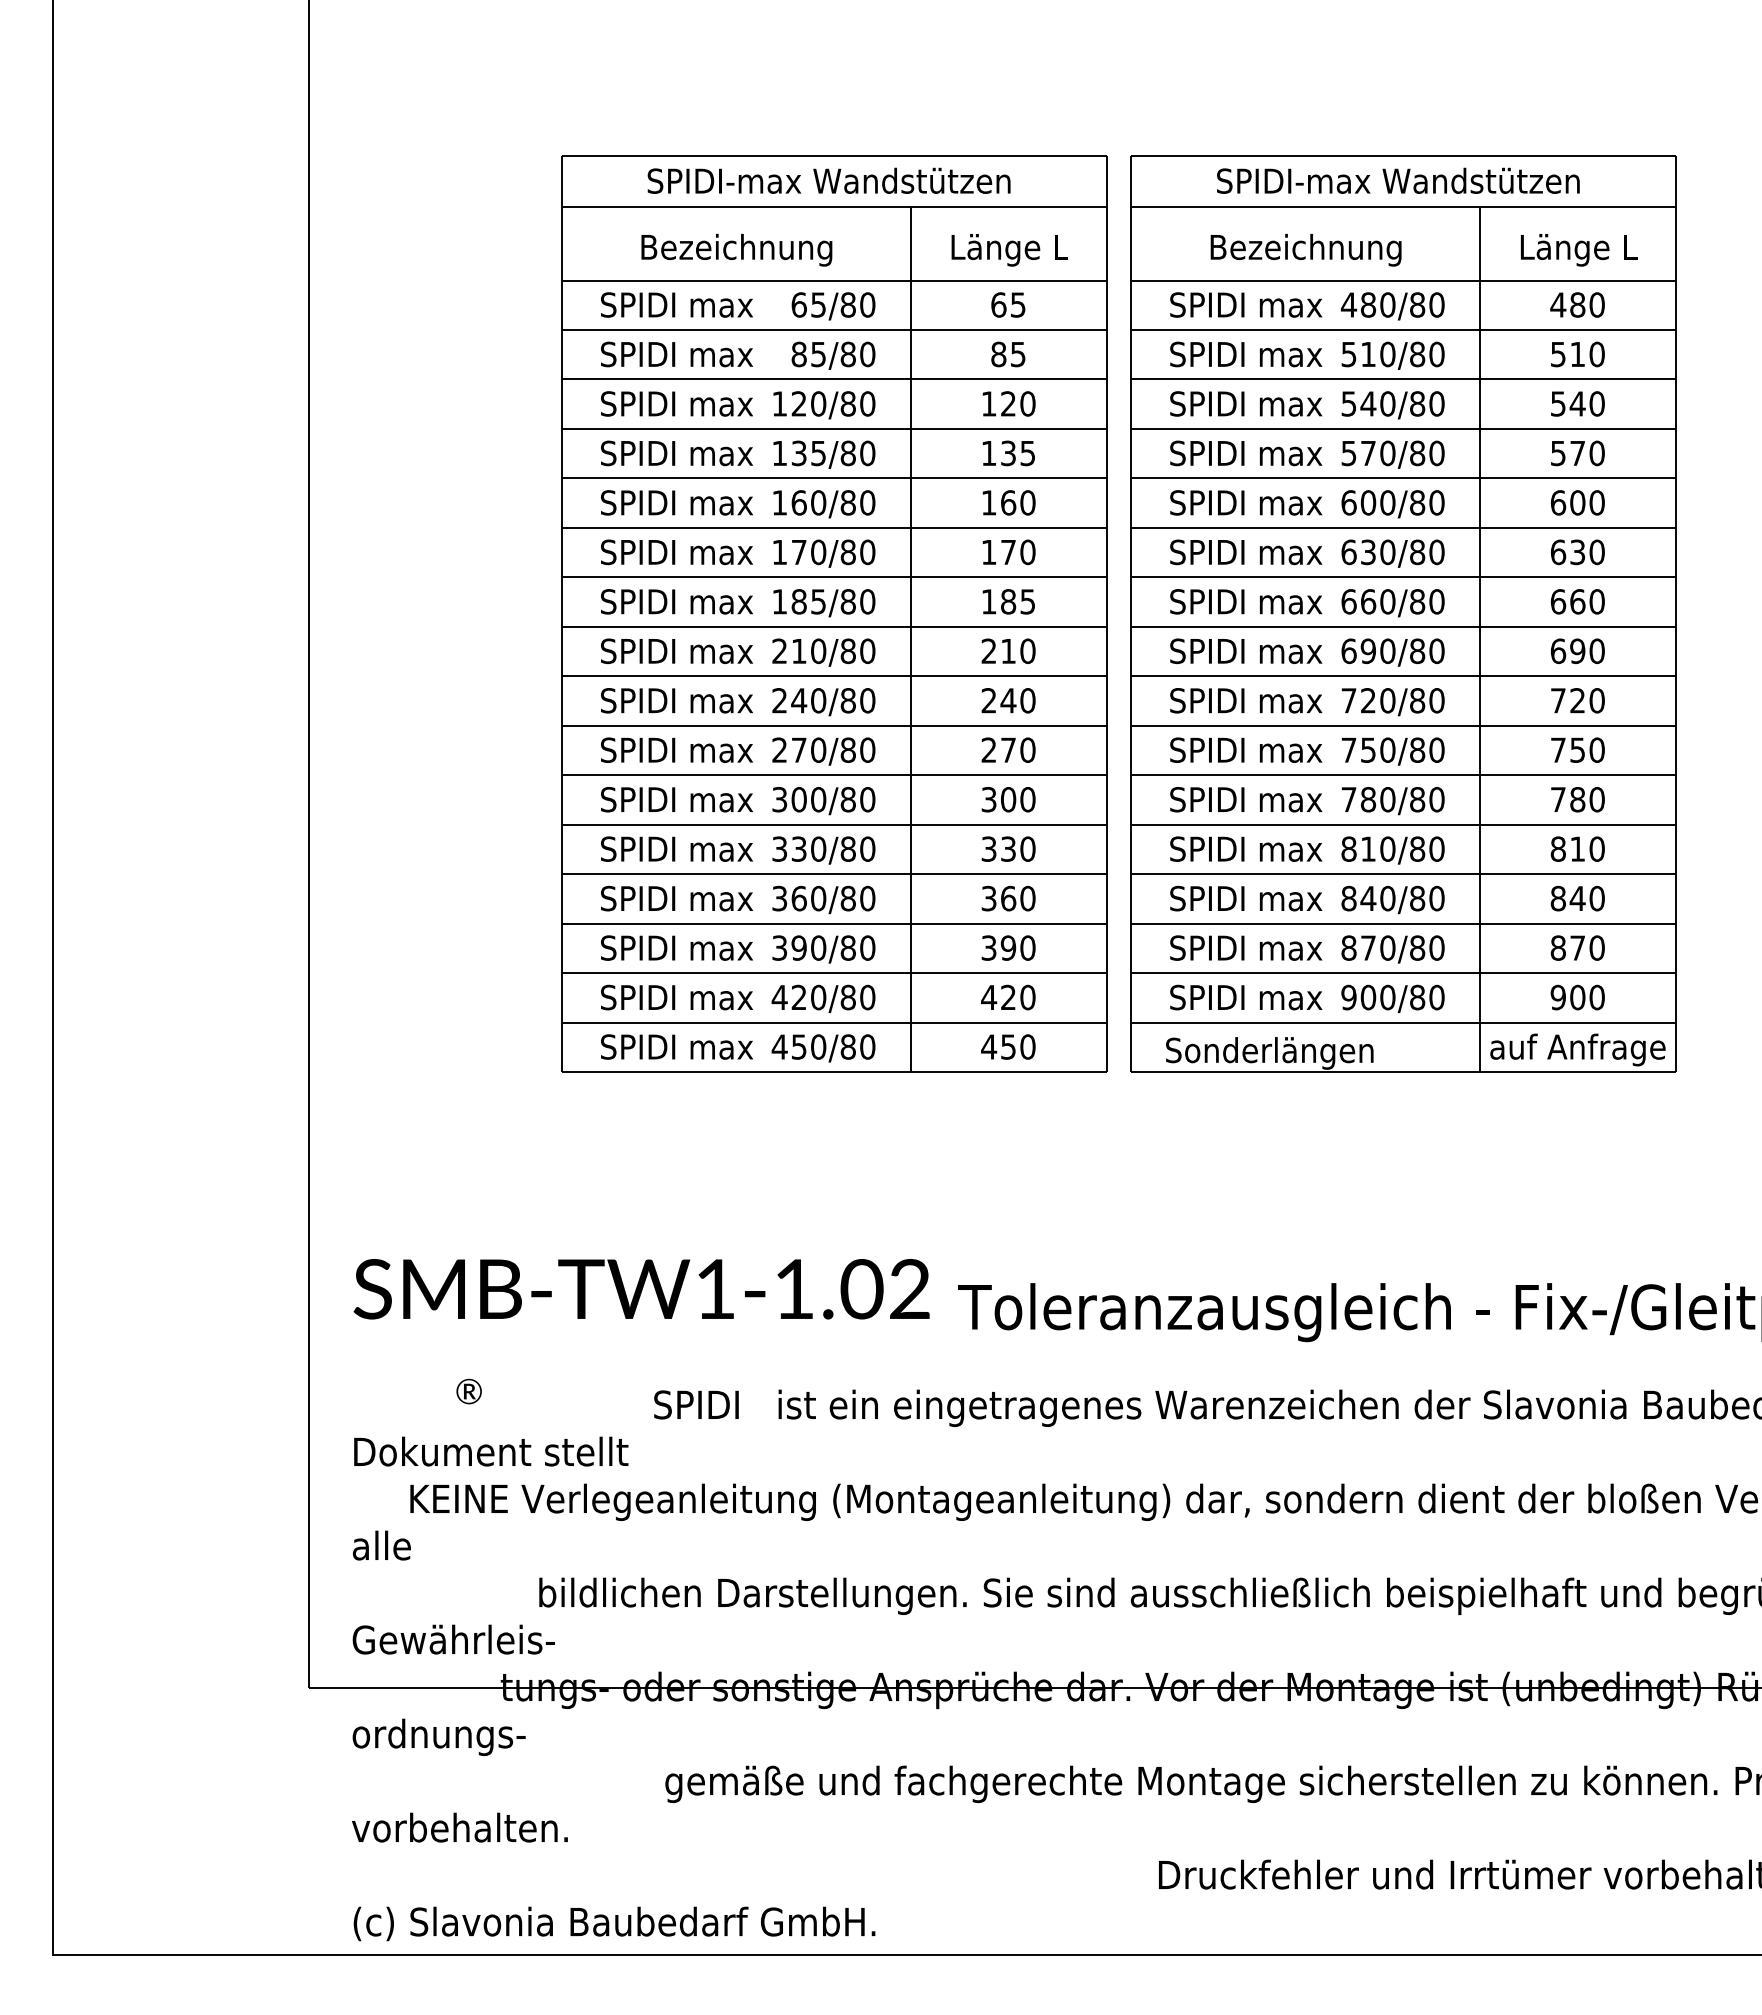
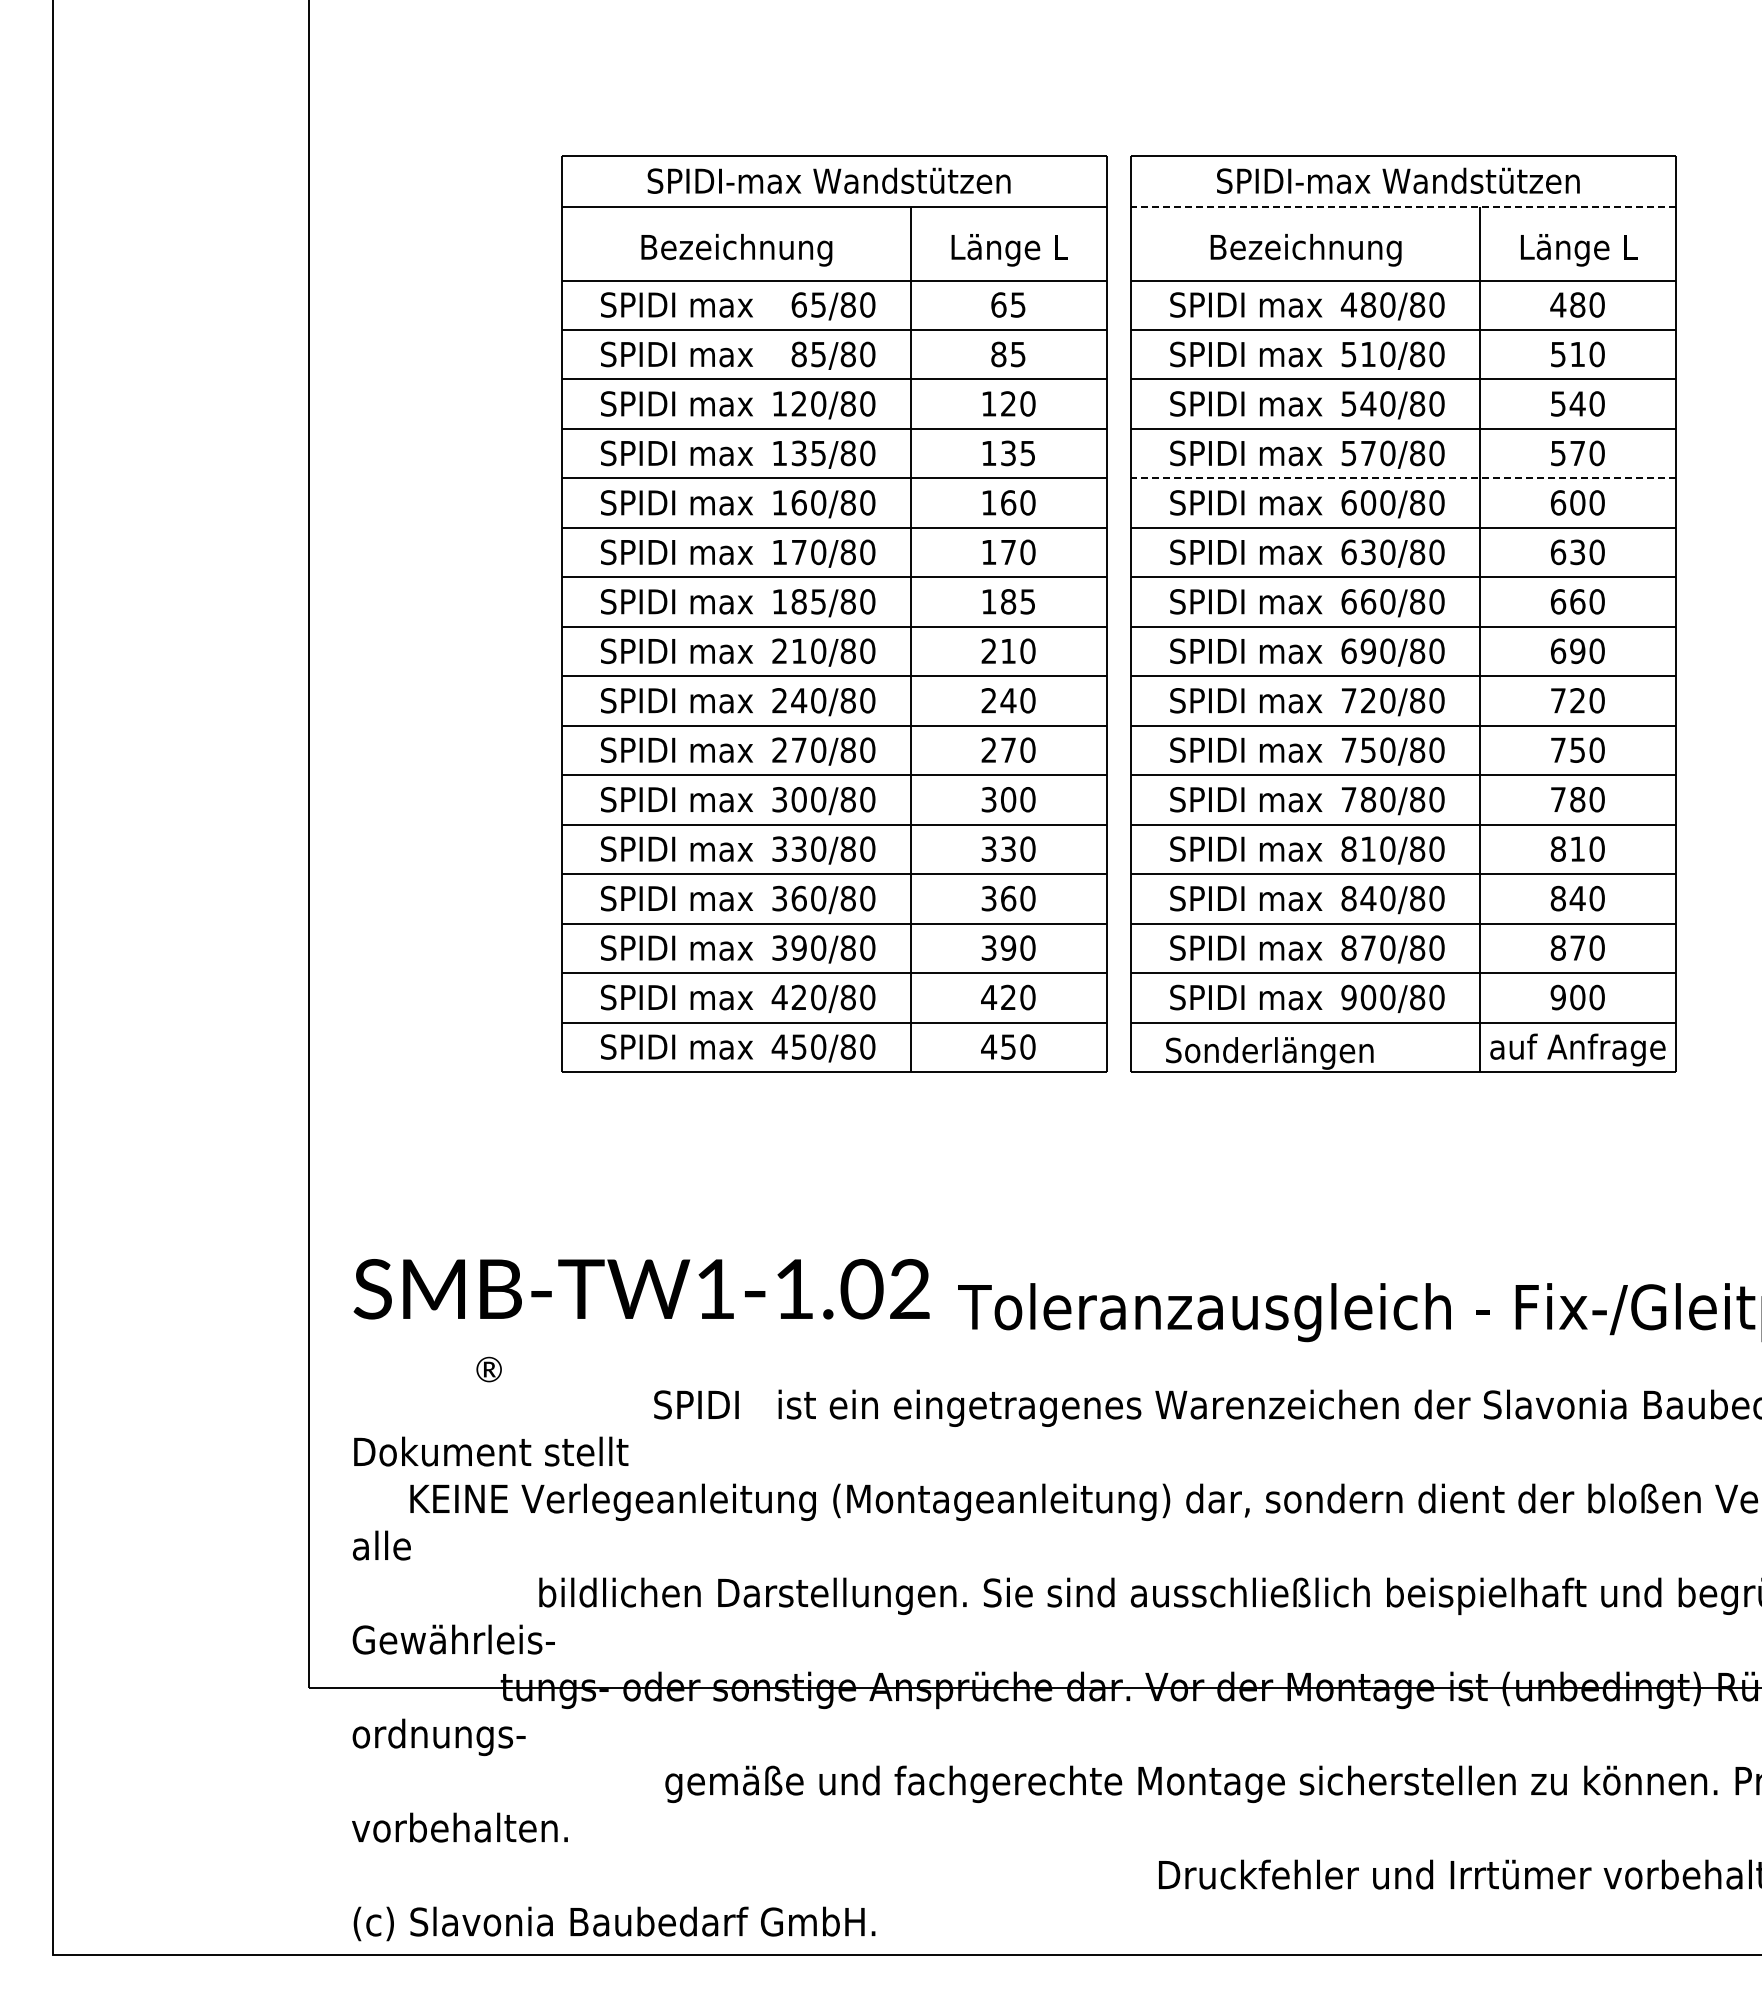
line: solid -> dashed (1403, 206)
line: solid -> dashed (1403, 478)
text position: (468, 1391) -> (488, 1369) (488, 1369)
